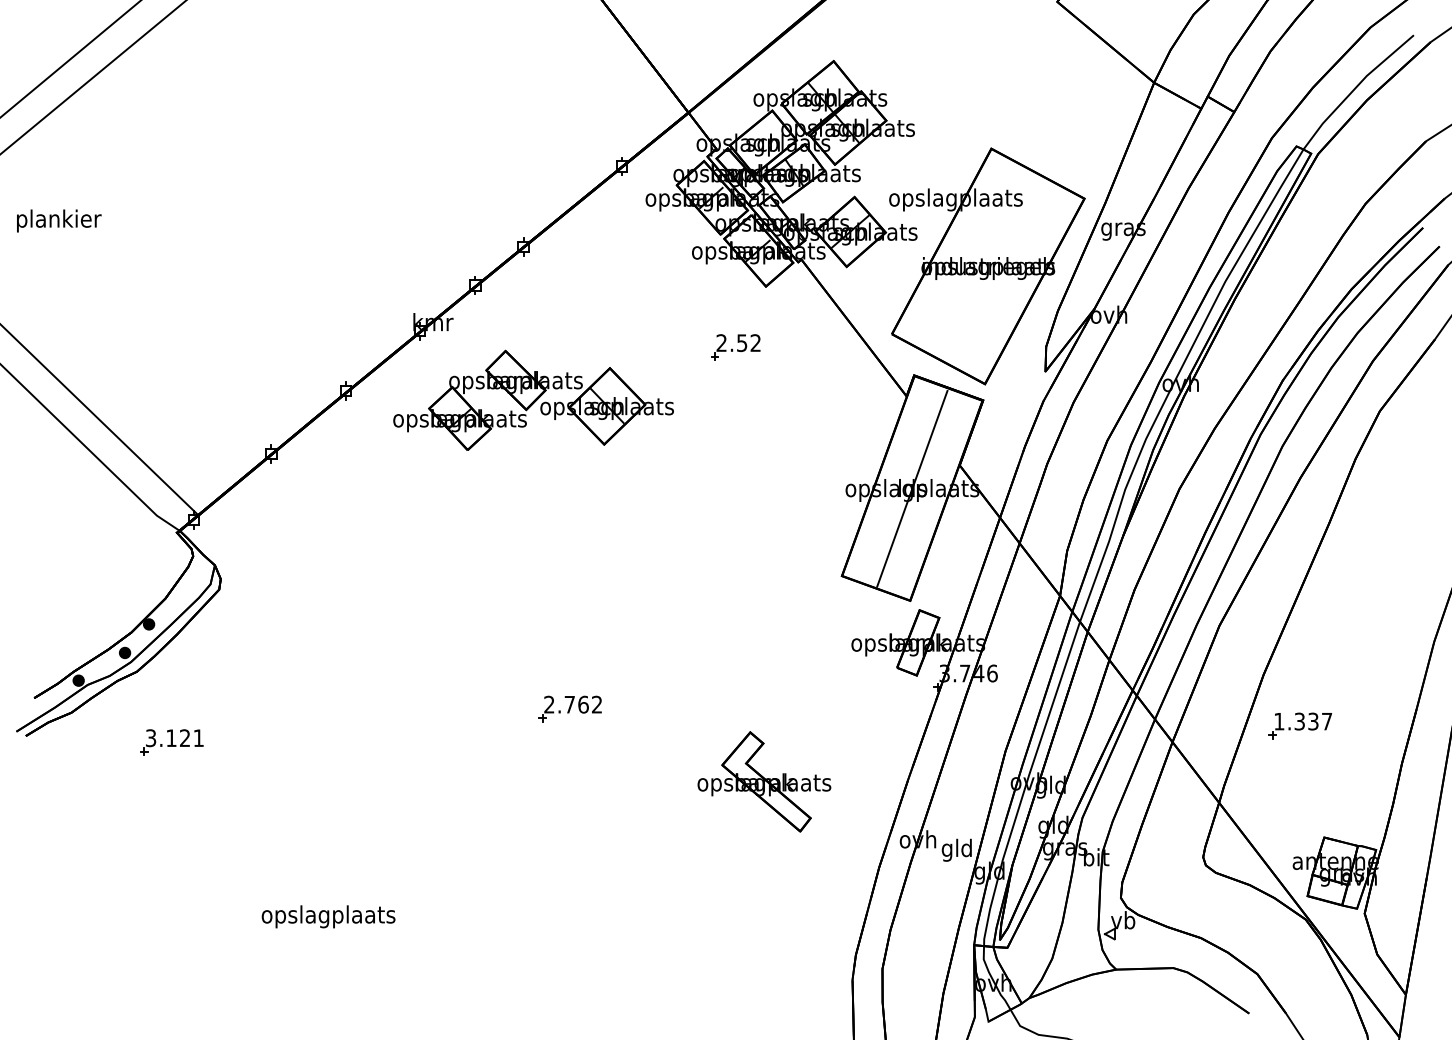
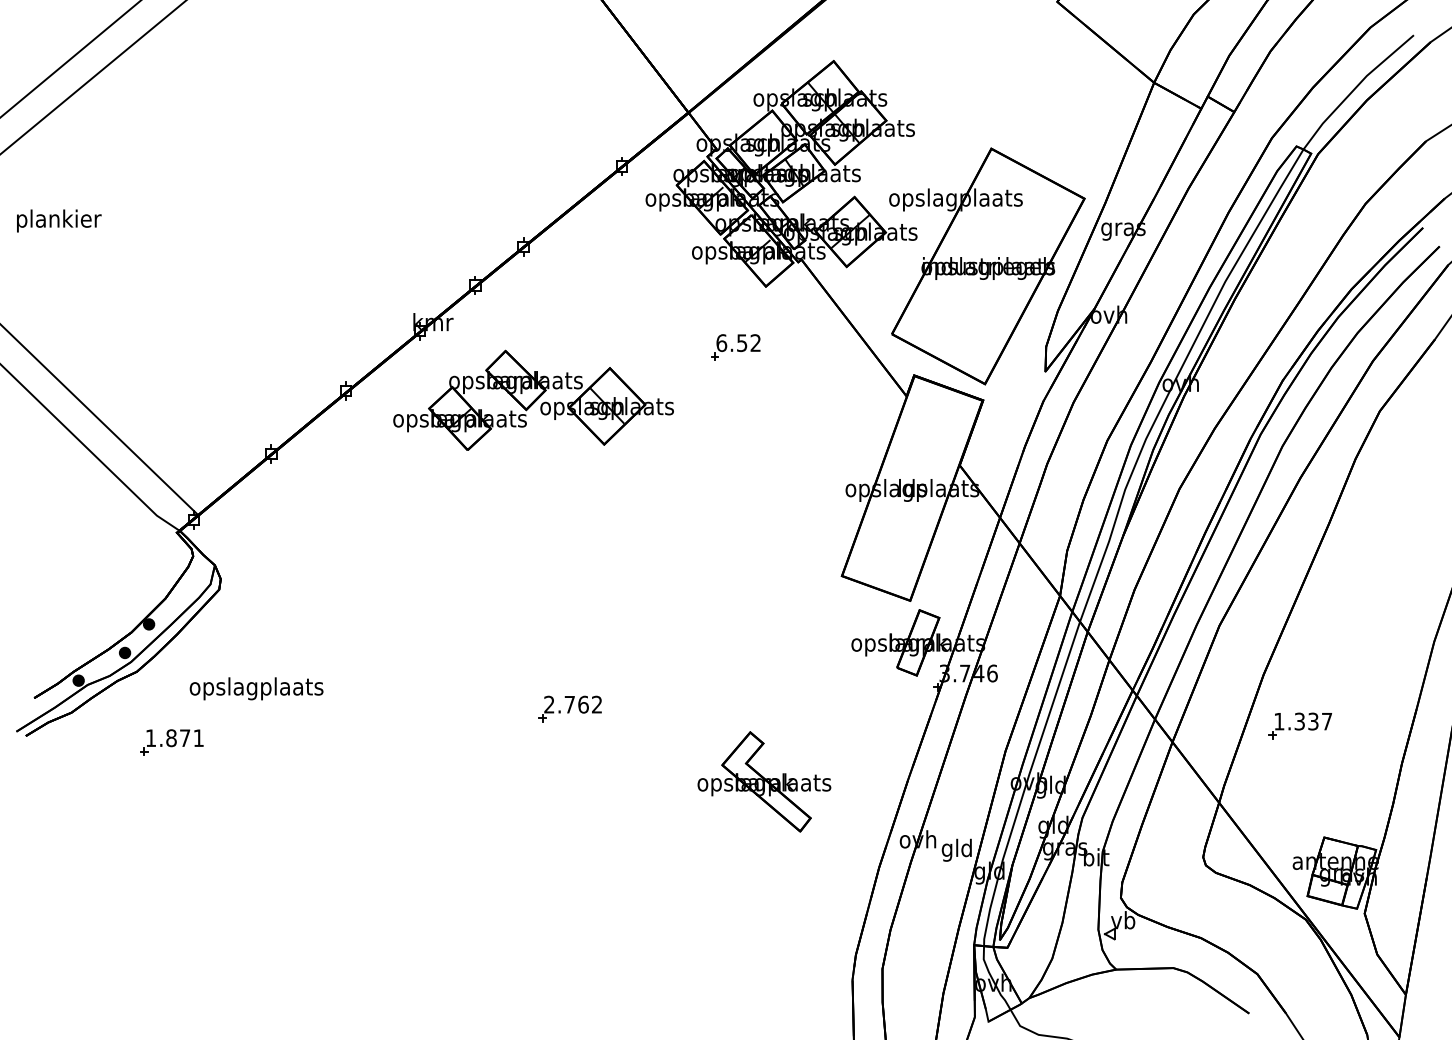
text: 2.52 -> 6.52 (721, 343)
line: present -> none (912, 488)
text: 3.121 -> 1.871 (168, 738)
text position: (328, 916) -> (256, 688) (256, 688)
